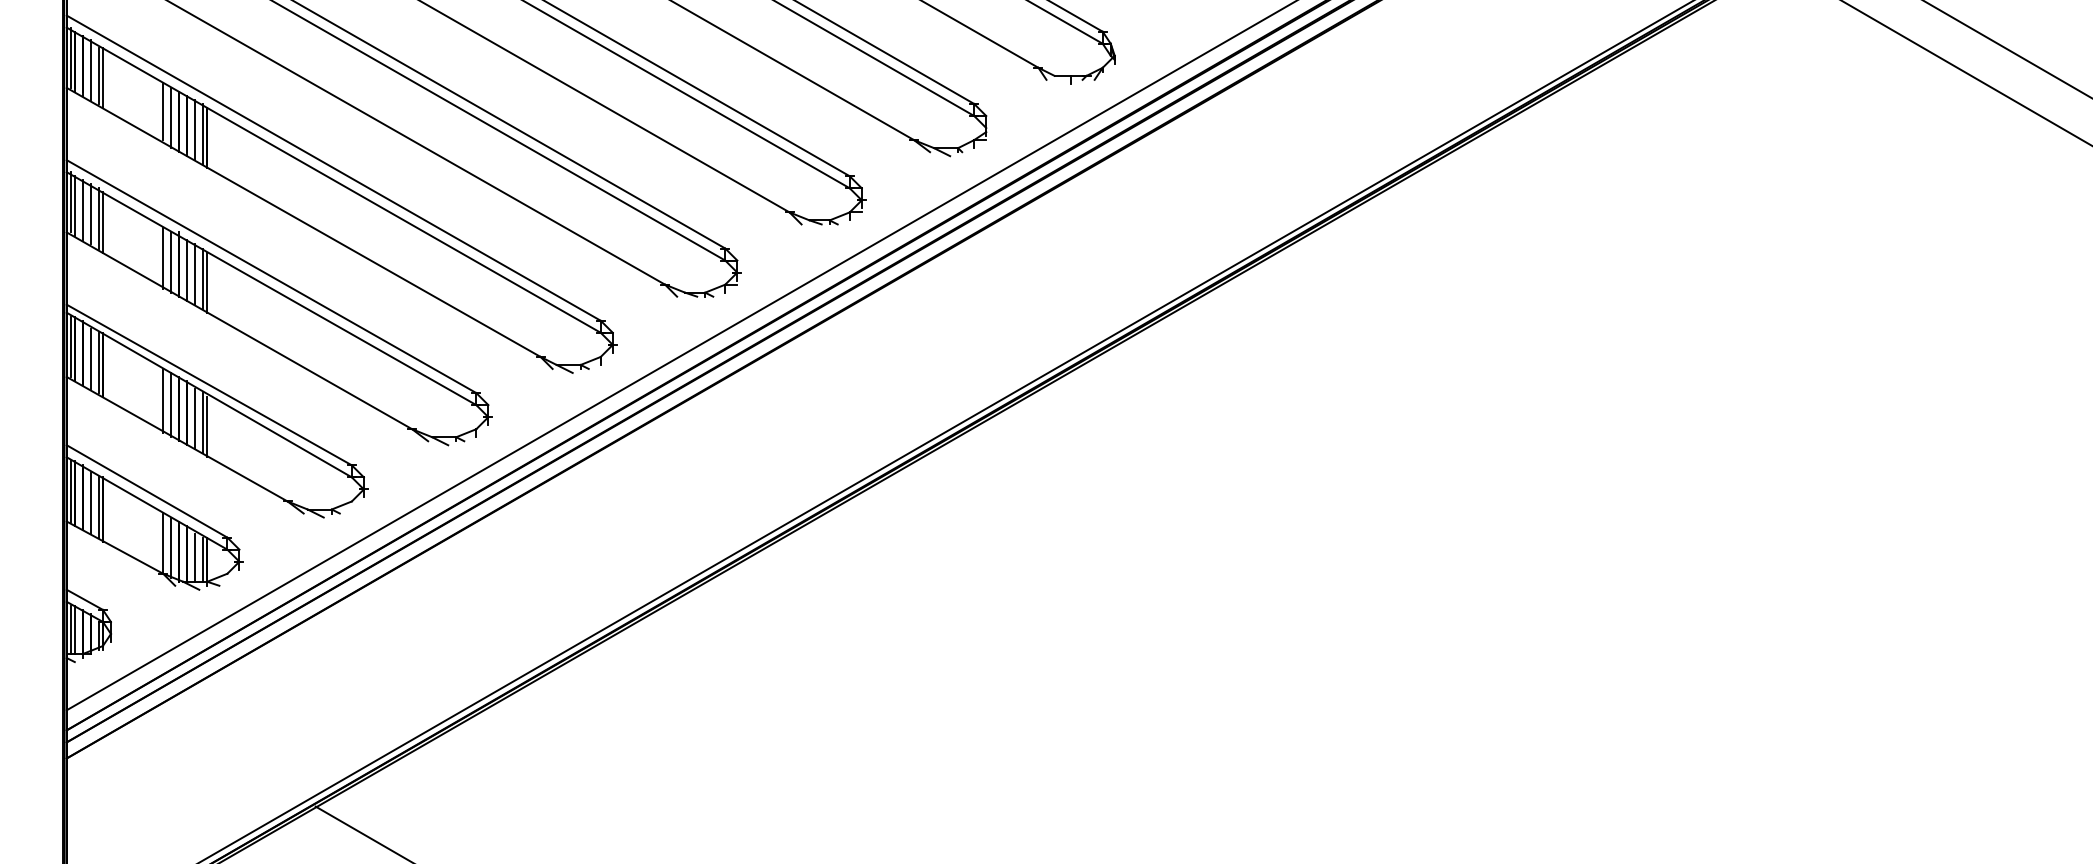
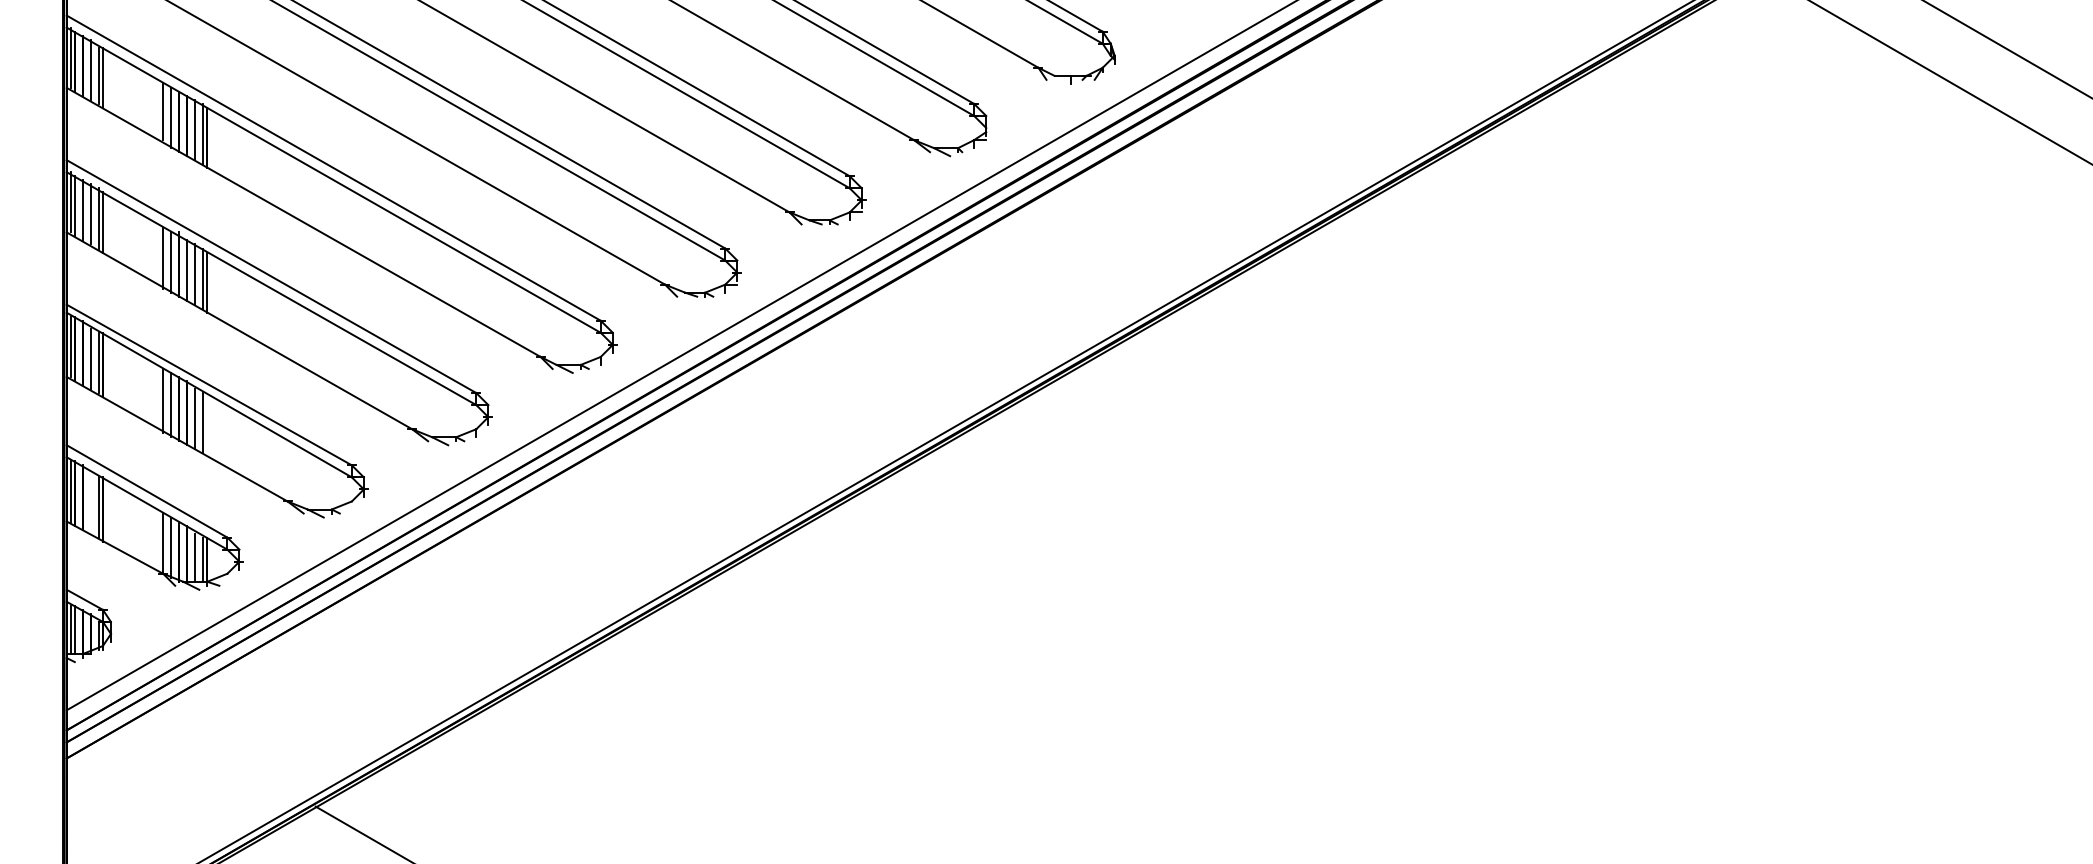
line position: (1966, 73) -> (1950, 82) (1950, 82)
line: present -> none (207, 427)
line: present -> none (90, 503)
